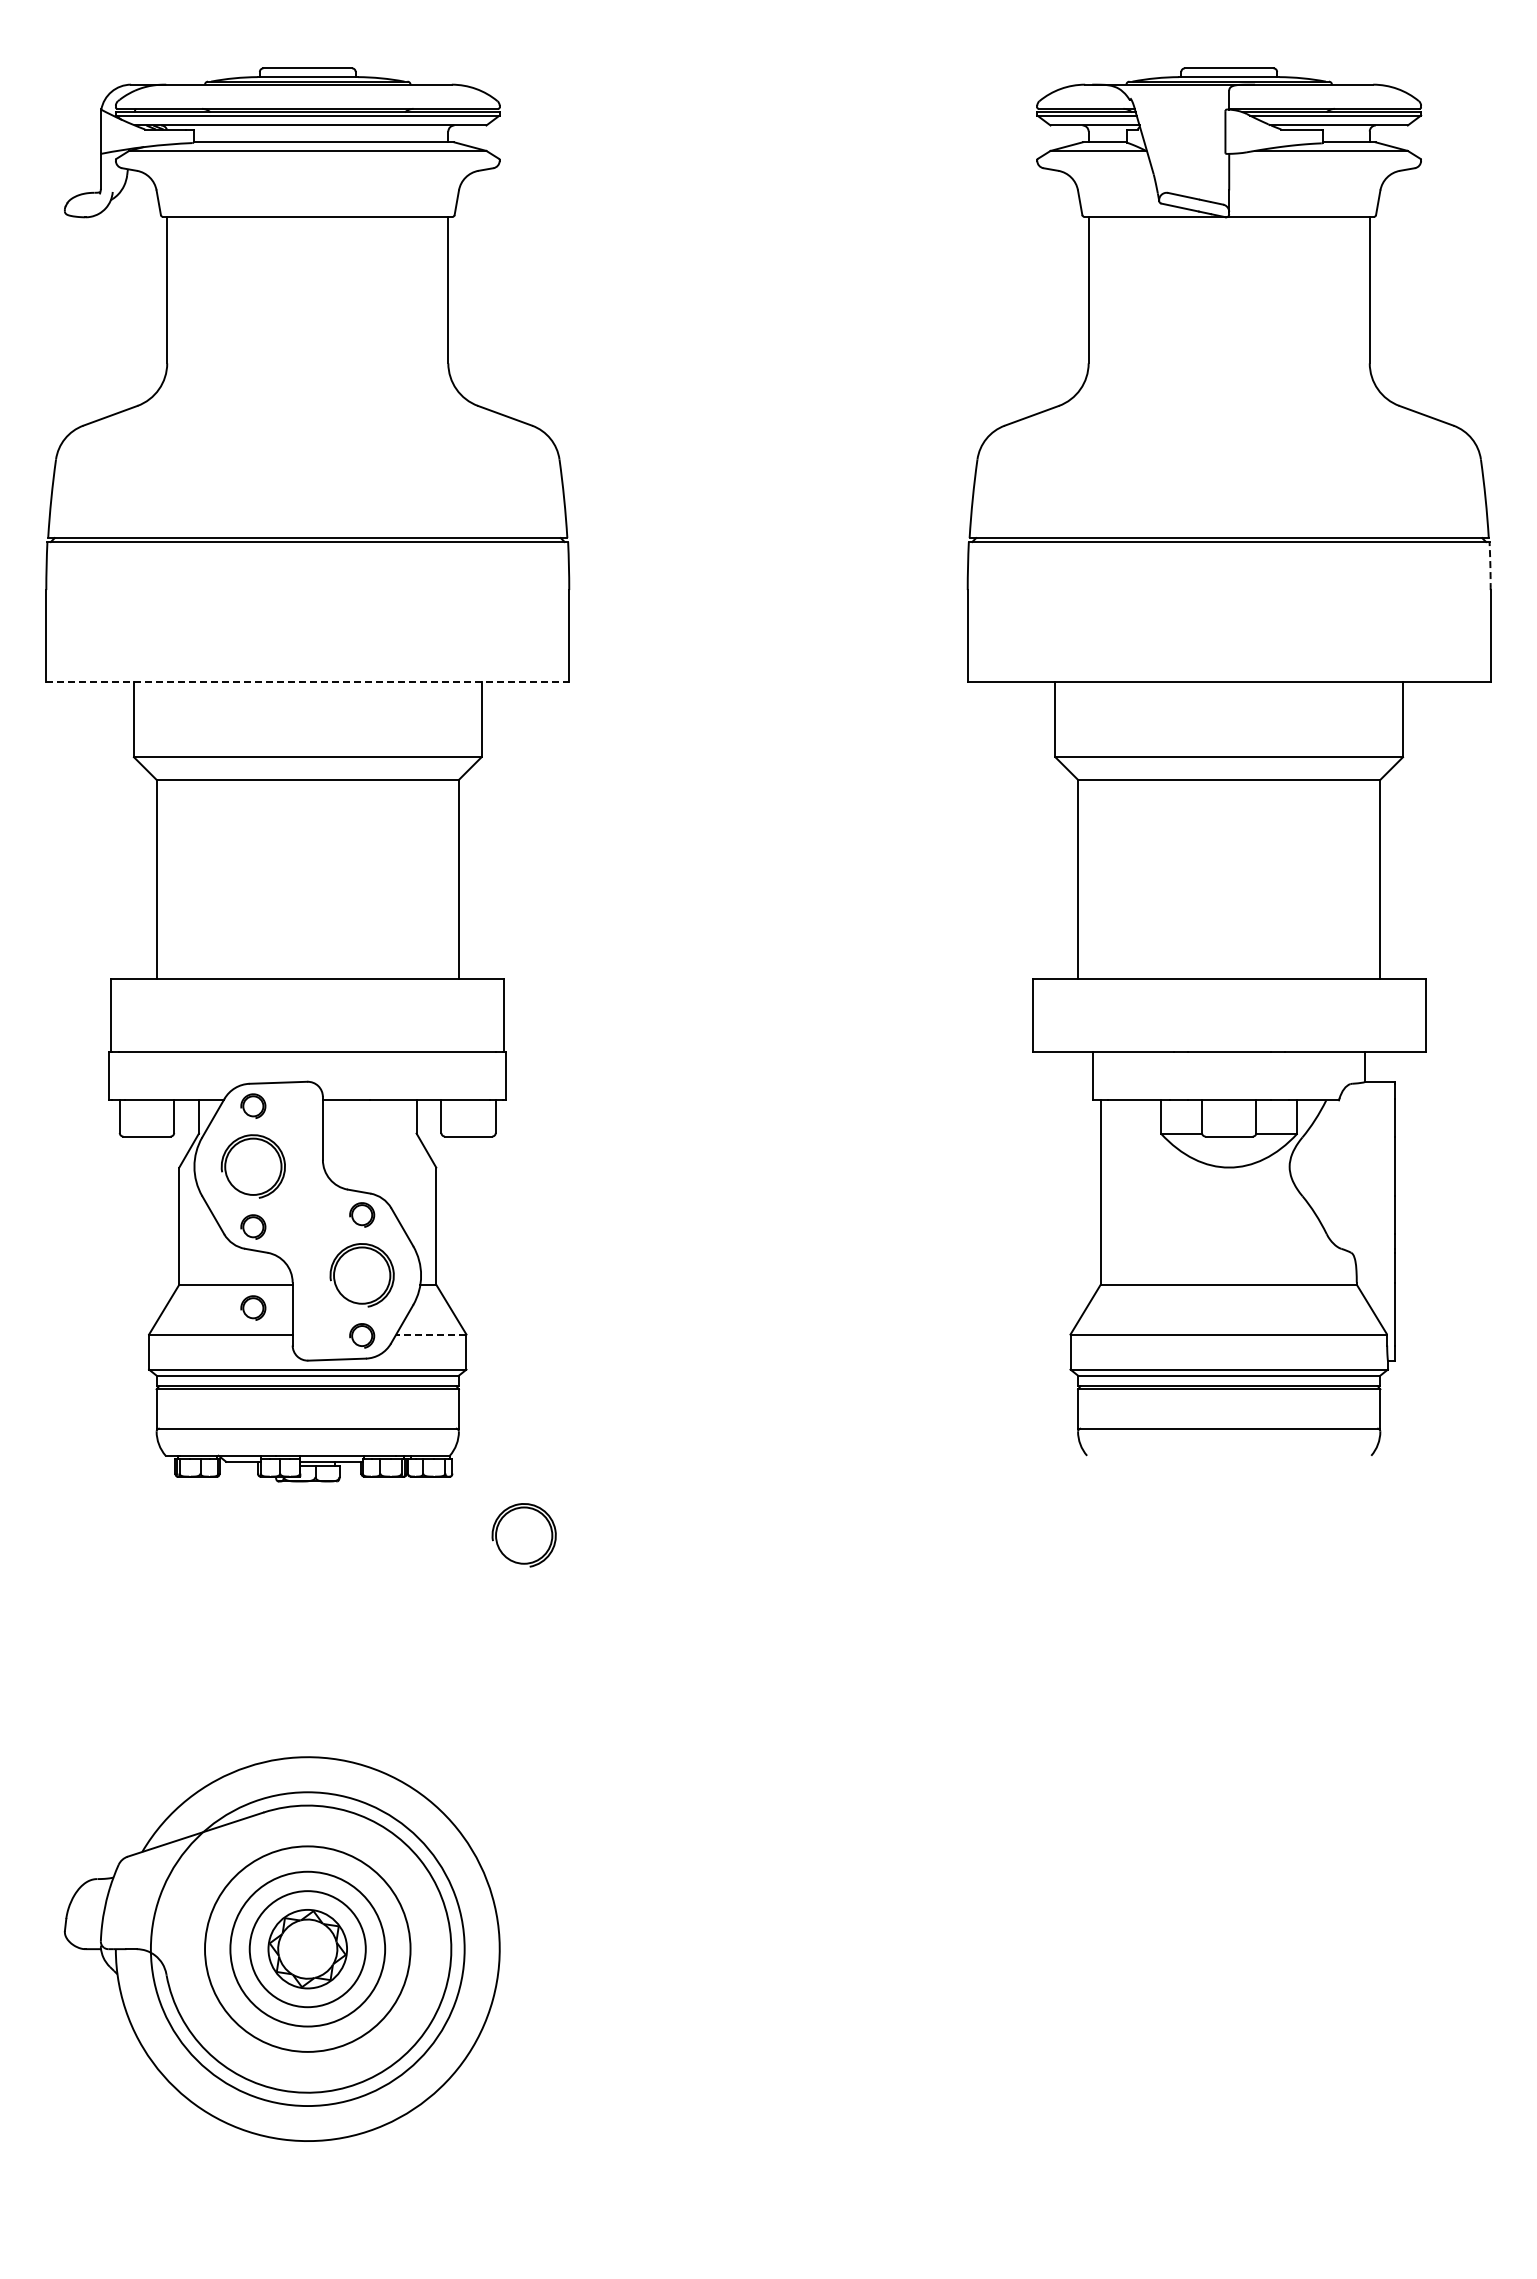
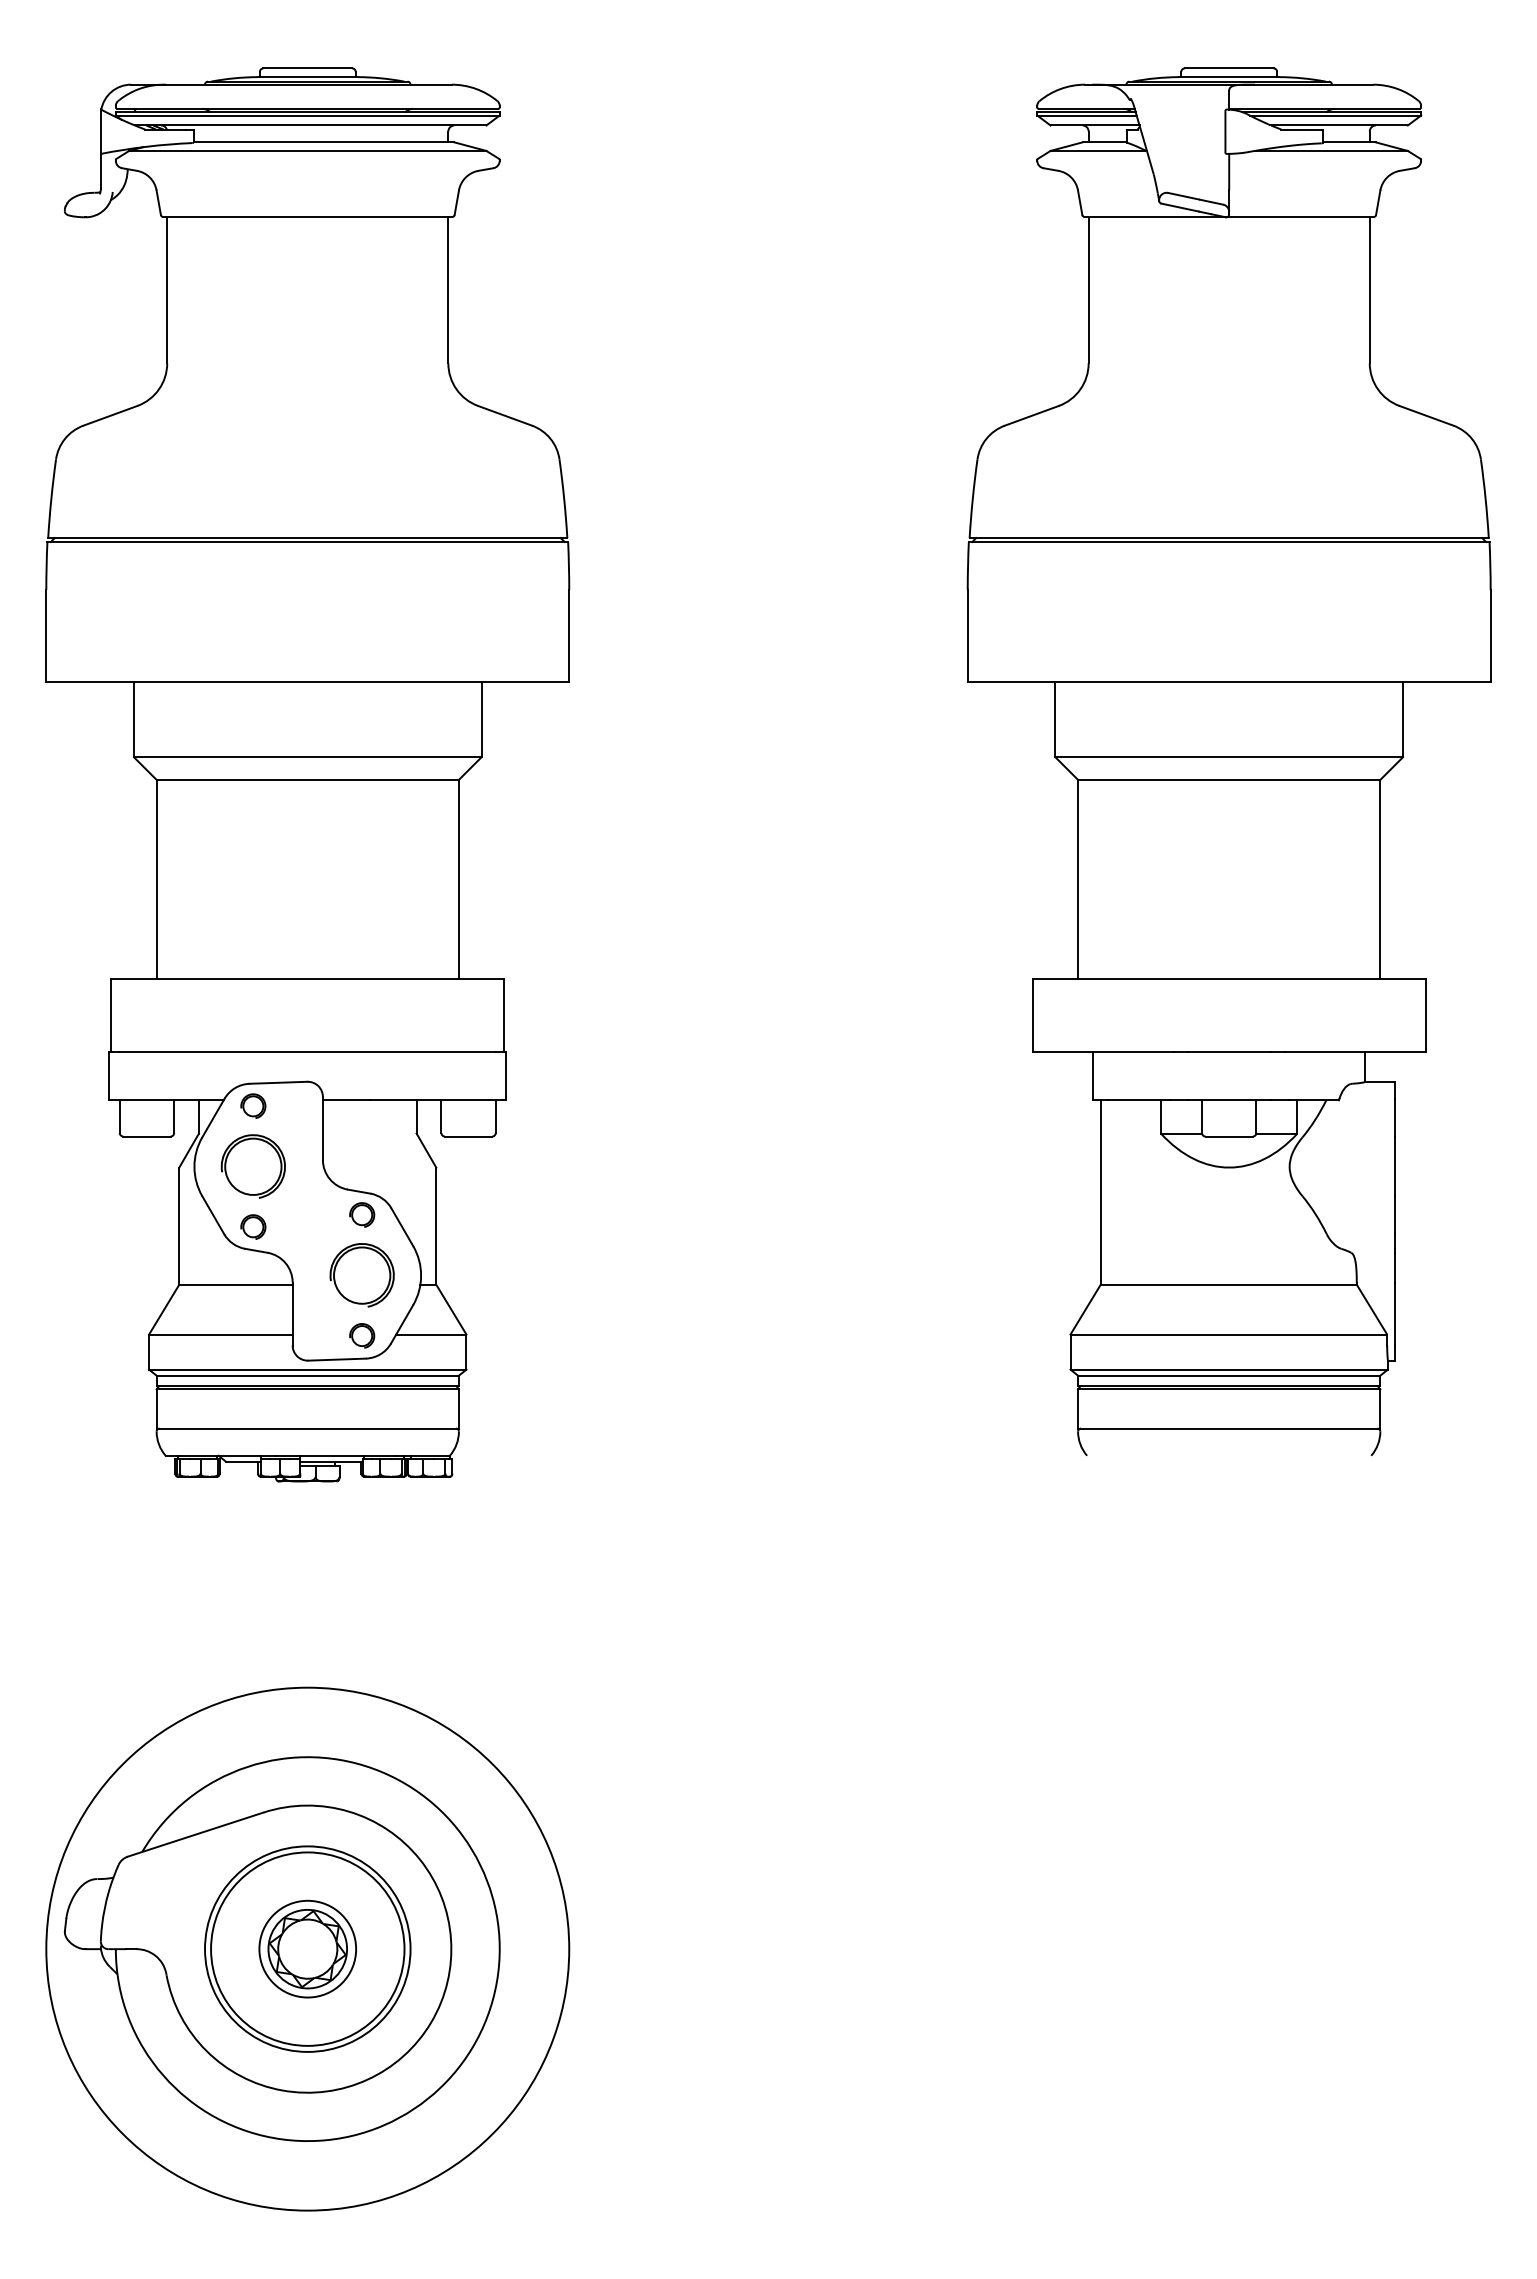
arc: dashed -> solid (1490, 566)
line: dashed -> solid (308, 681)
part: present -> none (253, 1307)
line: dashed -> solid (430, 1334)
part: present -> none (523, 1535)
circle diameter: 155 px -> 97 px (307, 1948)
circle diameter: 116 px -> 193 px (307, 1948)
circle diameter: 314 px -> 523 px (307, 1948)
